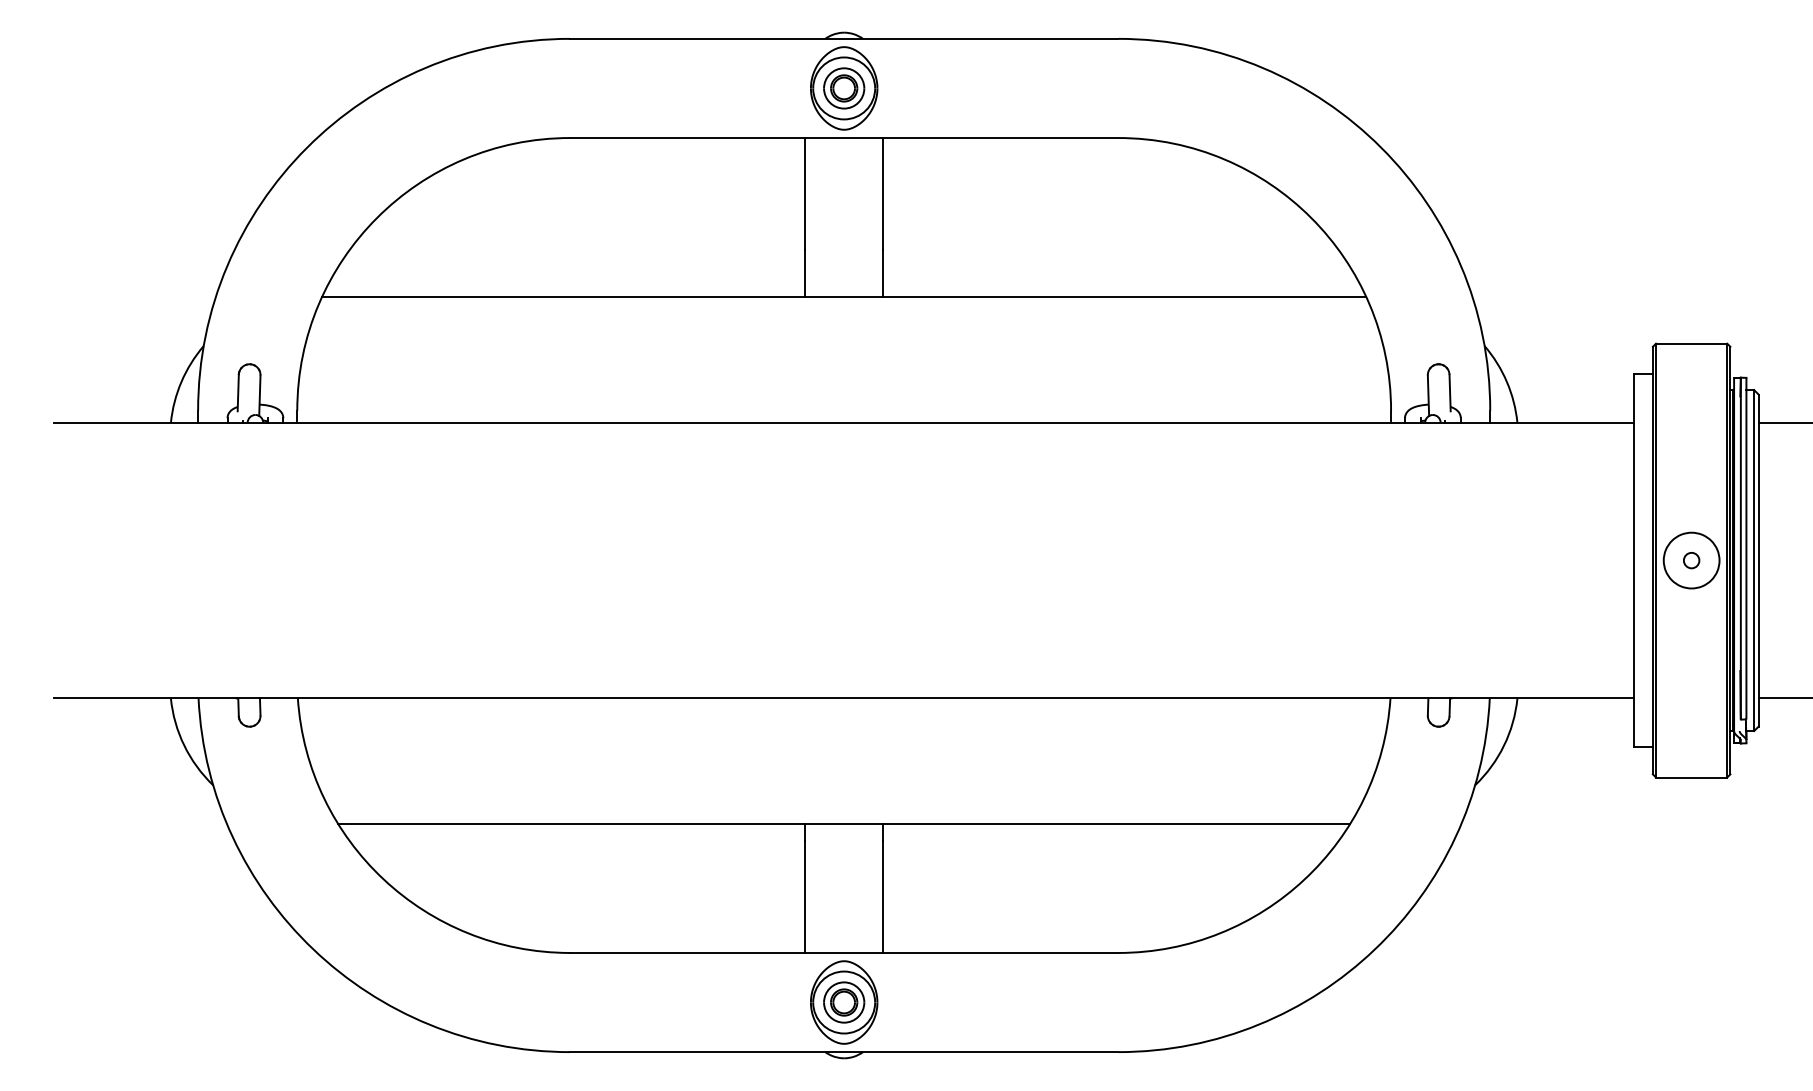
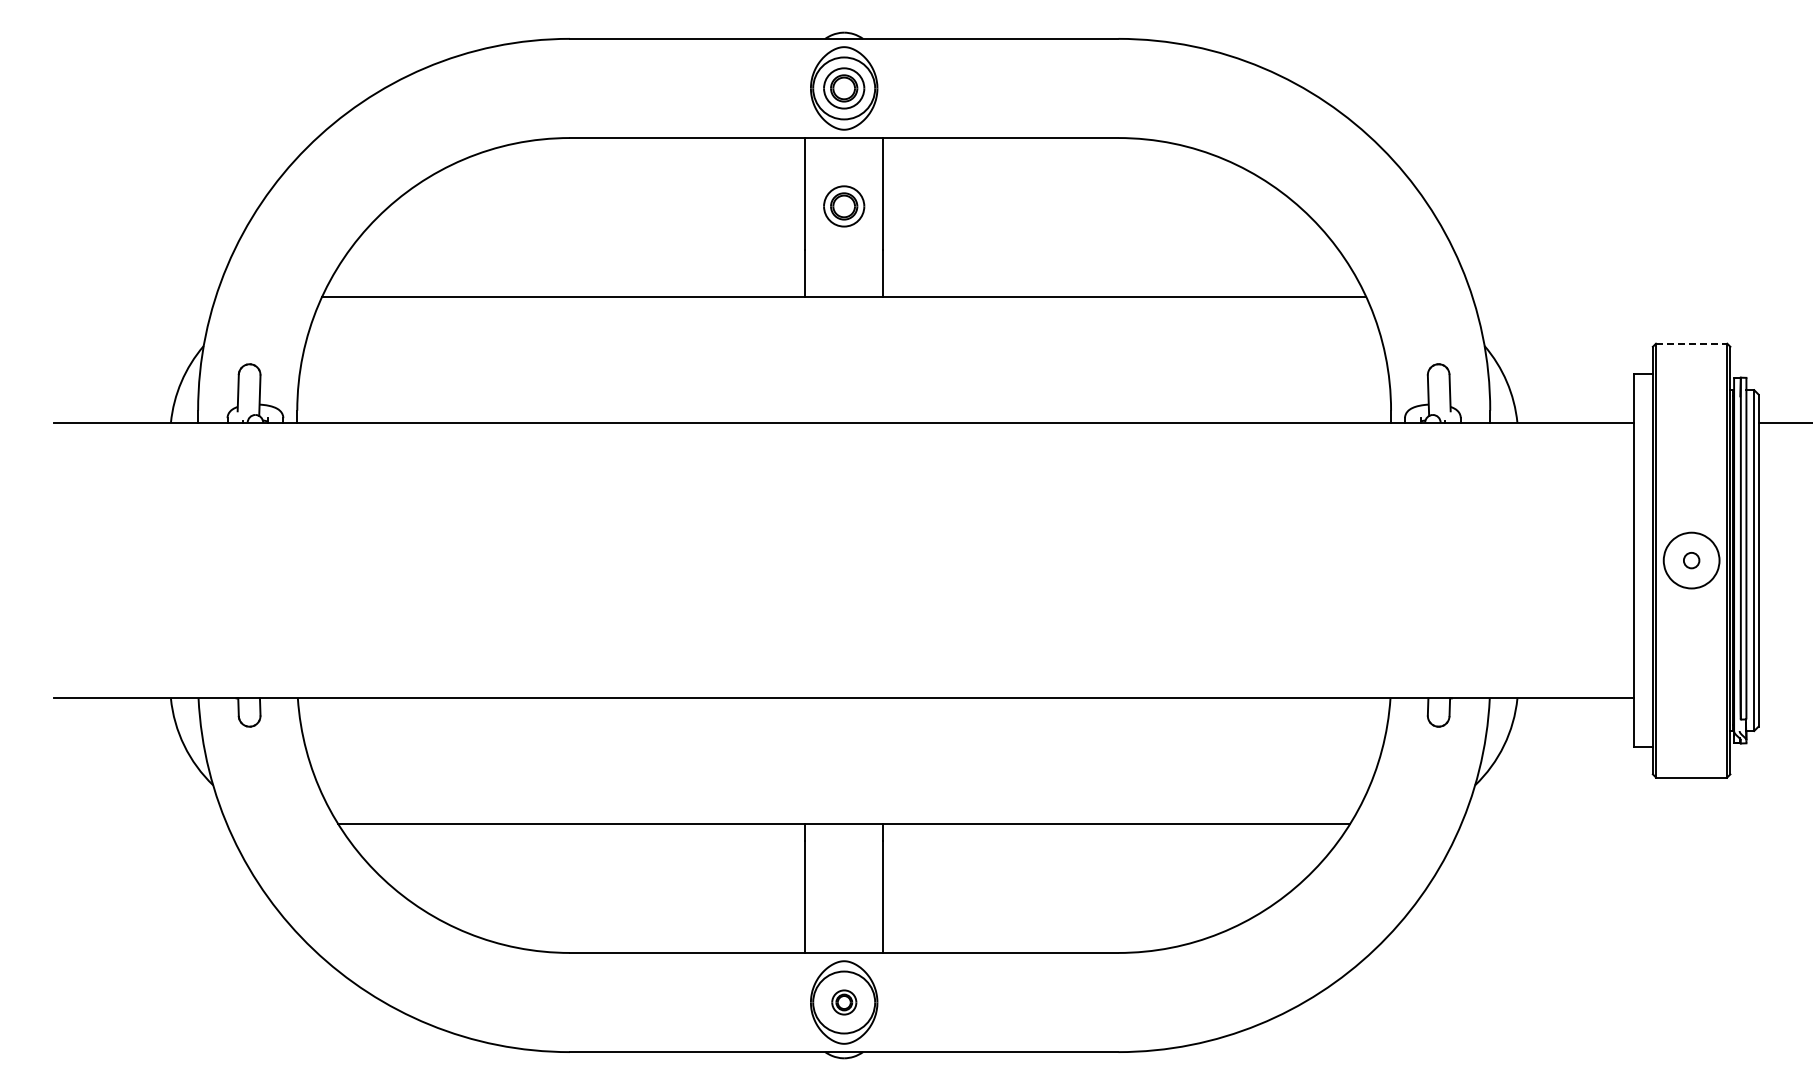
part: none -> present (844, 206)
line: solid -> dashed (1691, 343)
line: present -> none (1783, 698)
part size: 43x43 px -> 27x27 px (844, 1002)
